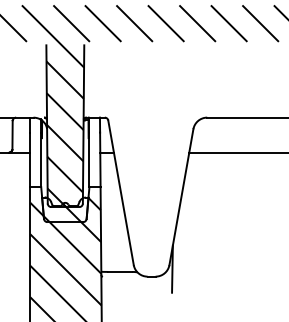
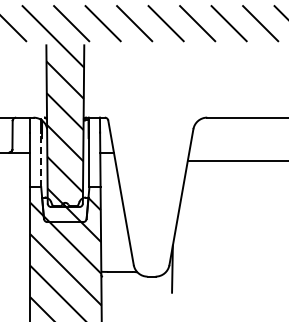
line position: (237, 152) -> (237, 160) (237, 160)
line: solid -> dashed (41, 159)
